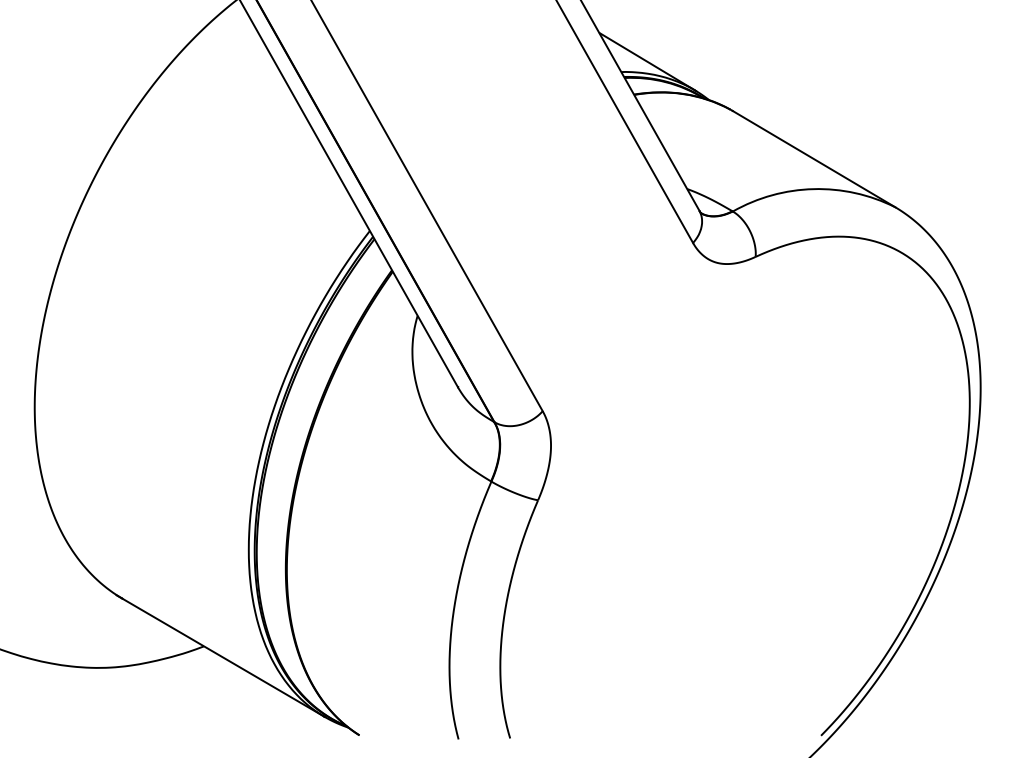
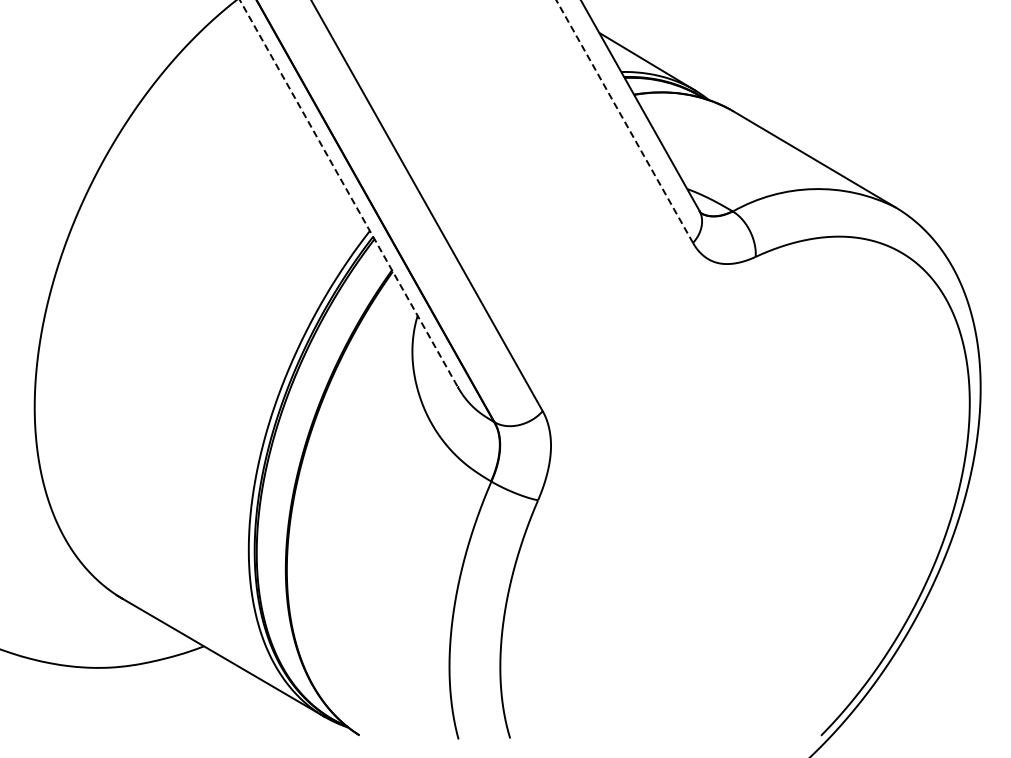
line: solid -> dashed (624, 121)
line: solid -> dashed (348, 193)
